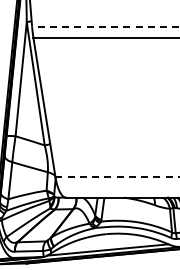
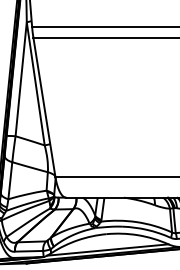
line: dashed -> solid (105, 26)
line: dashed -> solid (117, 177)
